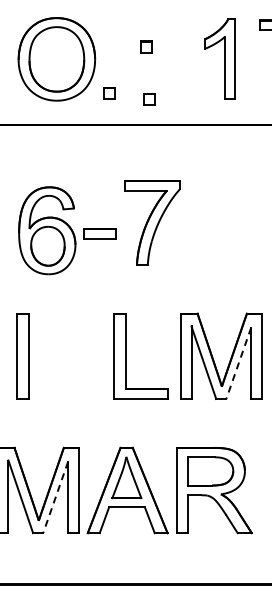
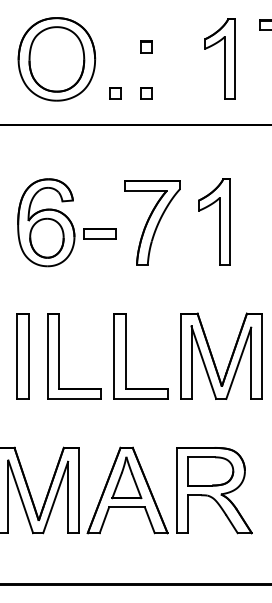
part position: (109, 93) -> (115, 93) (115, 93)
part position: (149, 99) -> (146, 93) (146, 93)
part: none -> present (214, 221)
part position: (47, 230) -> (46, 222) (46, 222)
part: none -> present (59, 356)
line: dashed -> solid (238, 363)
line: dashed -> solid (55, 497)
